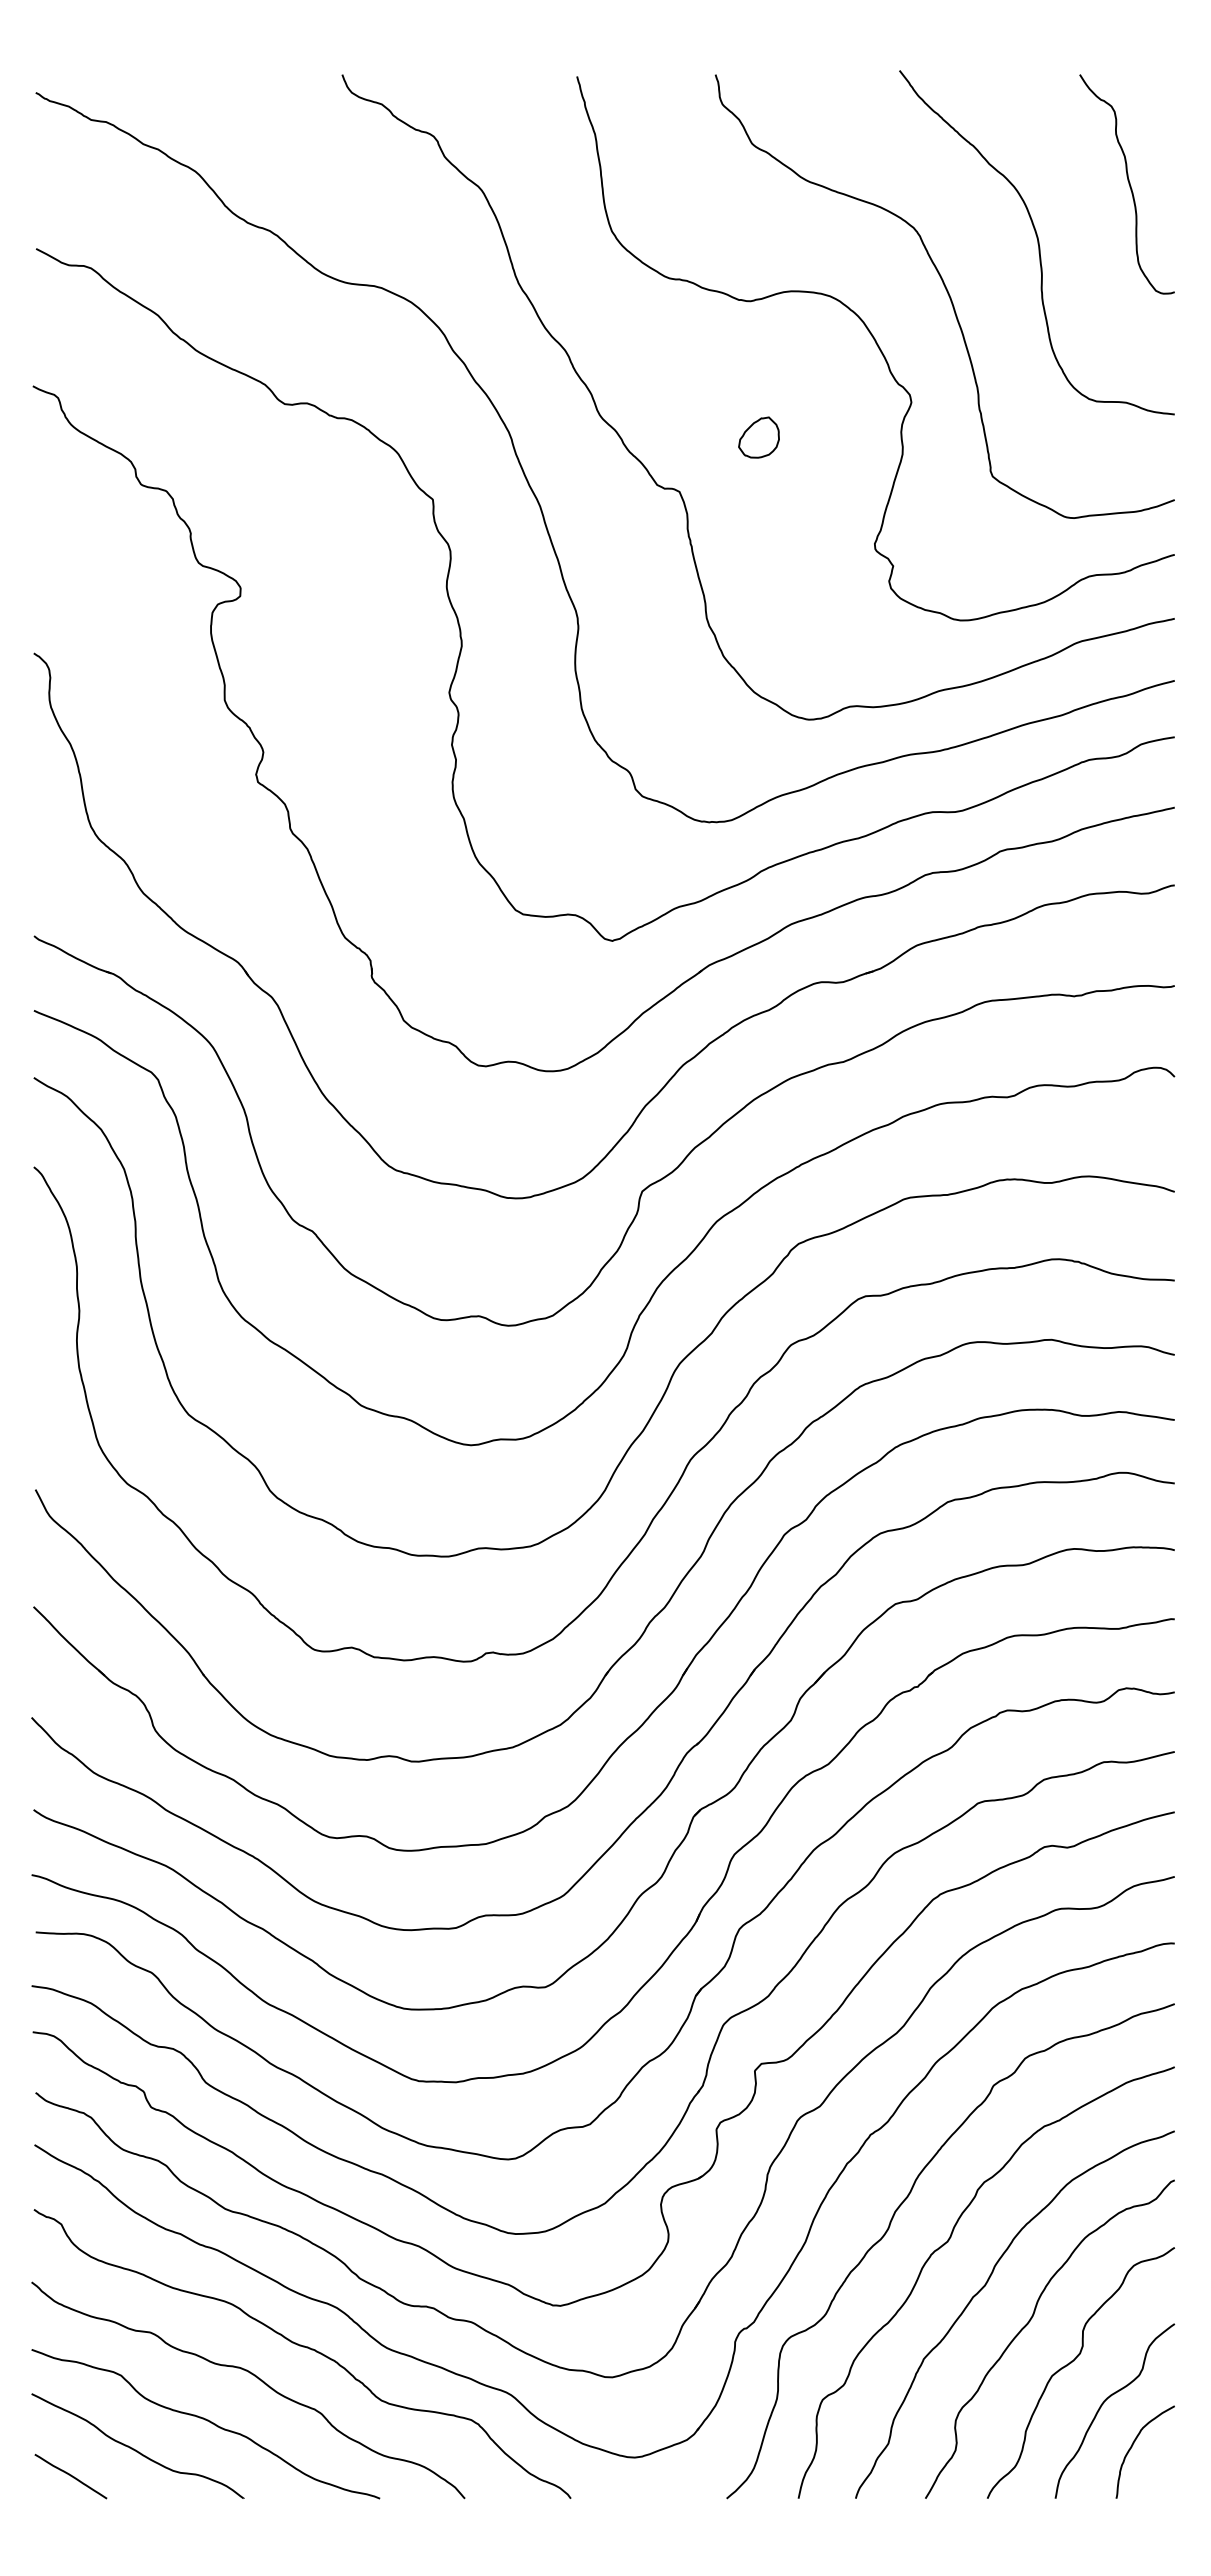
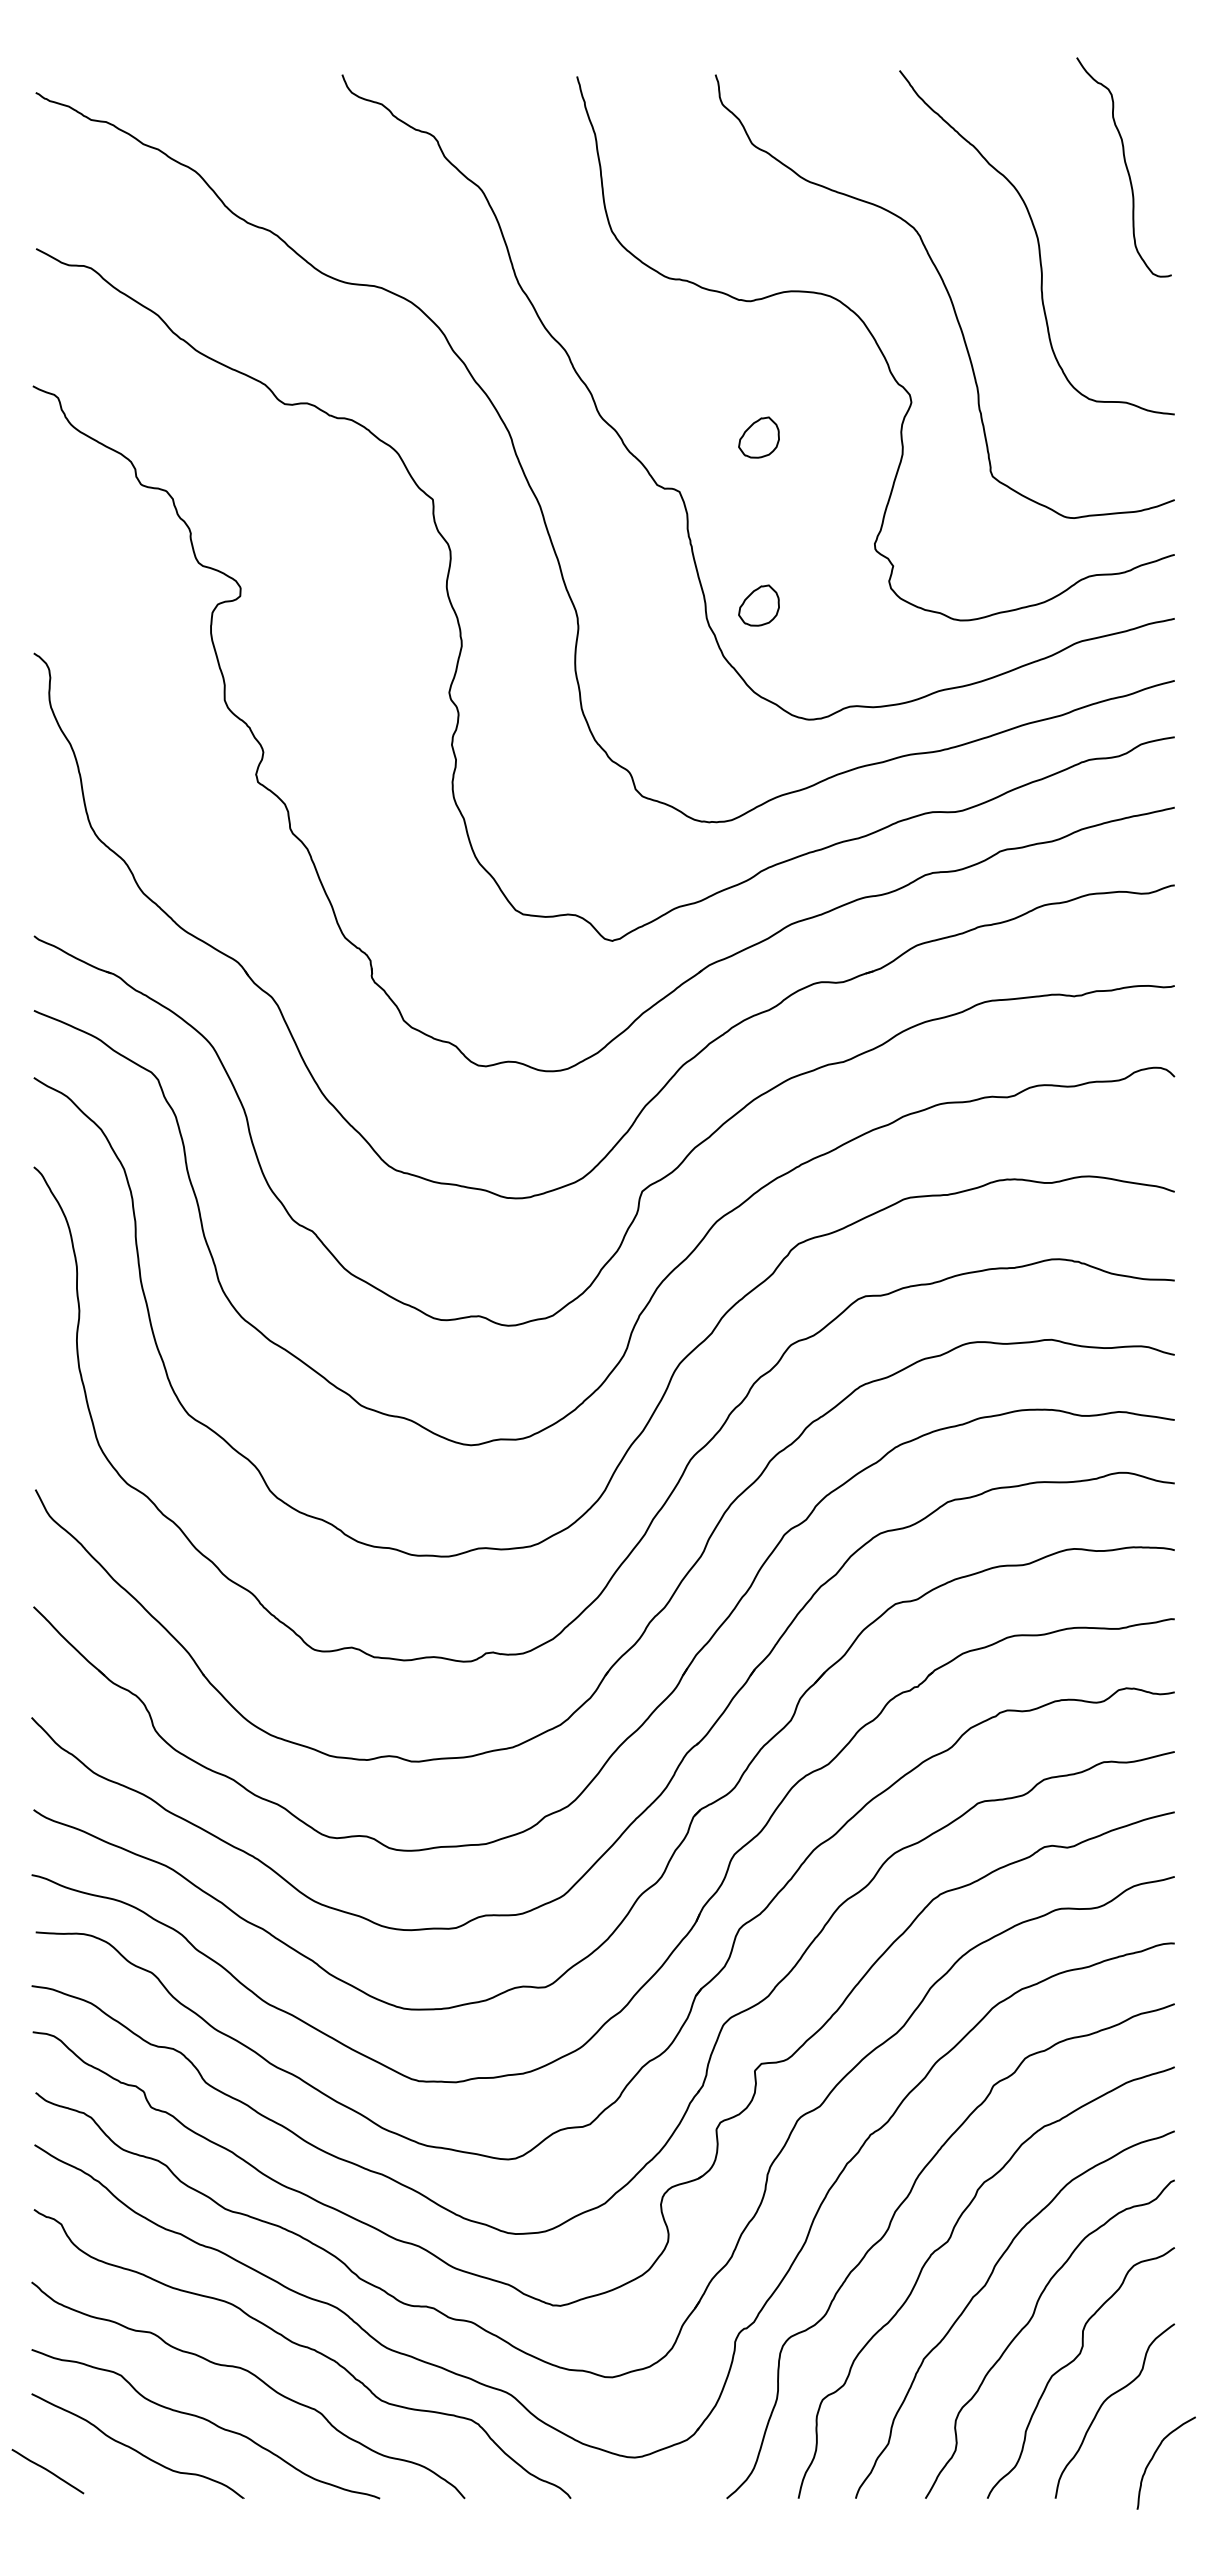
curve position: (1128, 184) -> (1125, 167) (1125, 167)
part: none -> present (758, 605)
curve position: (1133, 2445) -> (1154, 2456) (1154, 2456)
curve position: (70, 2476) -> (47, 2471) (47, 2471)
